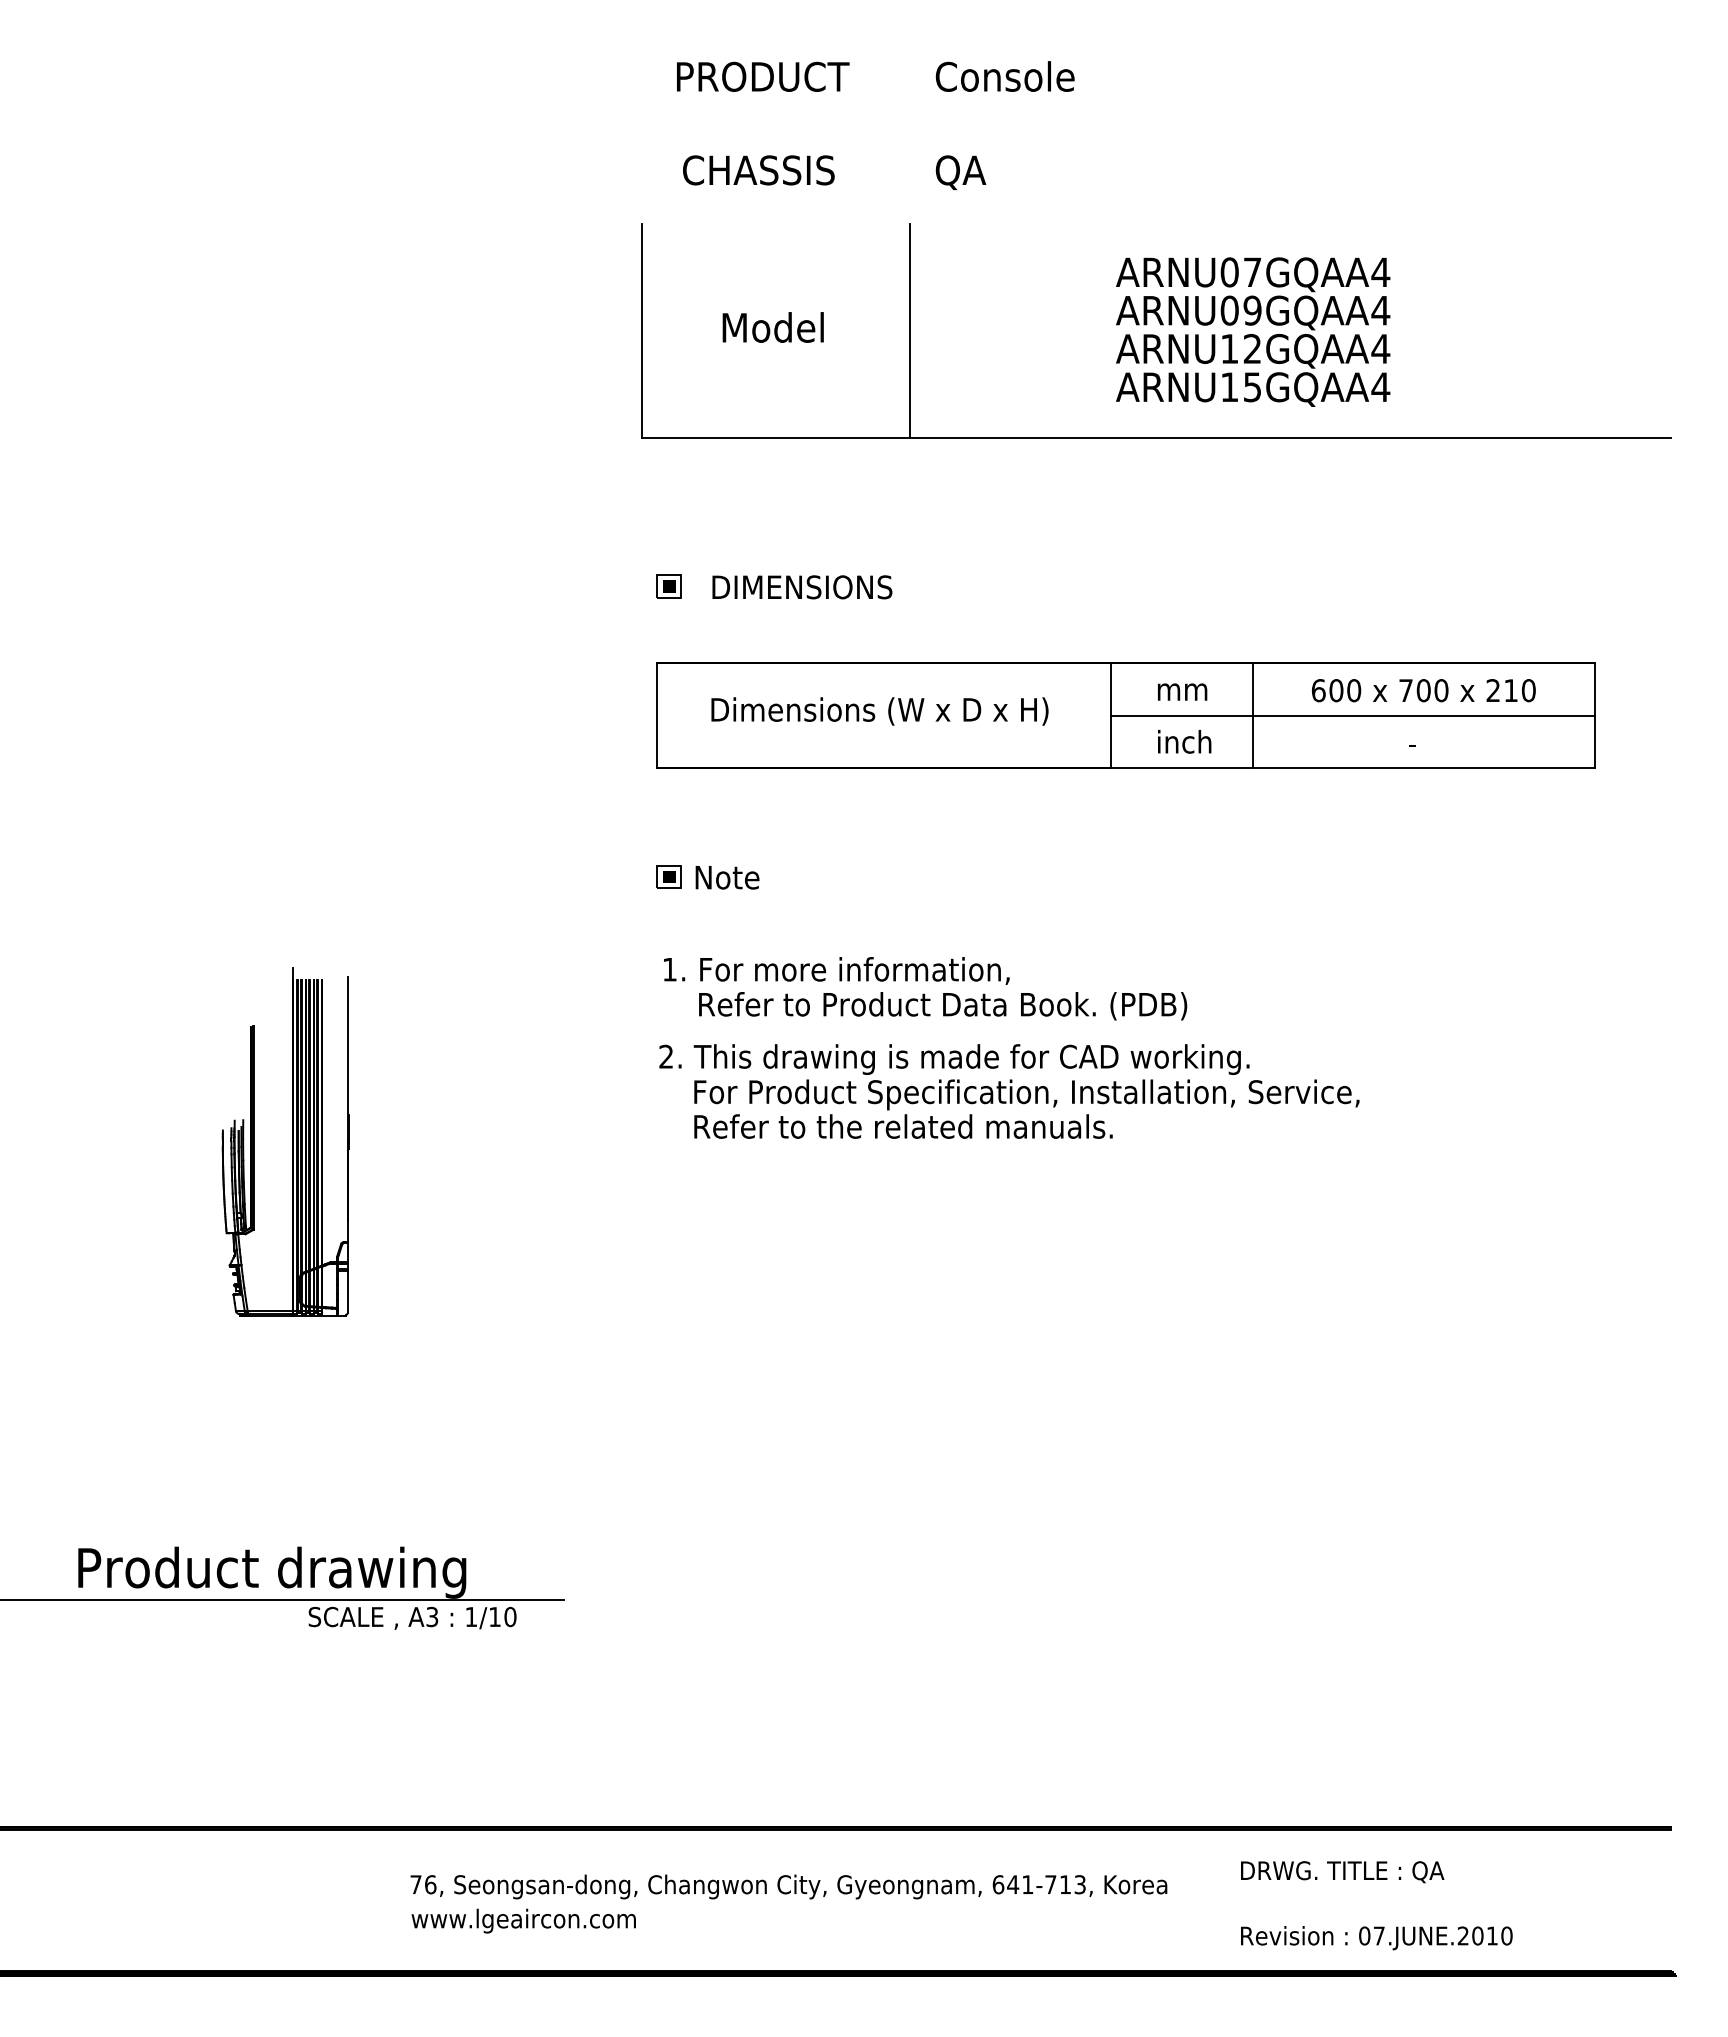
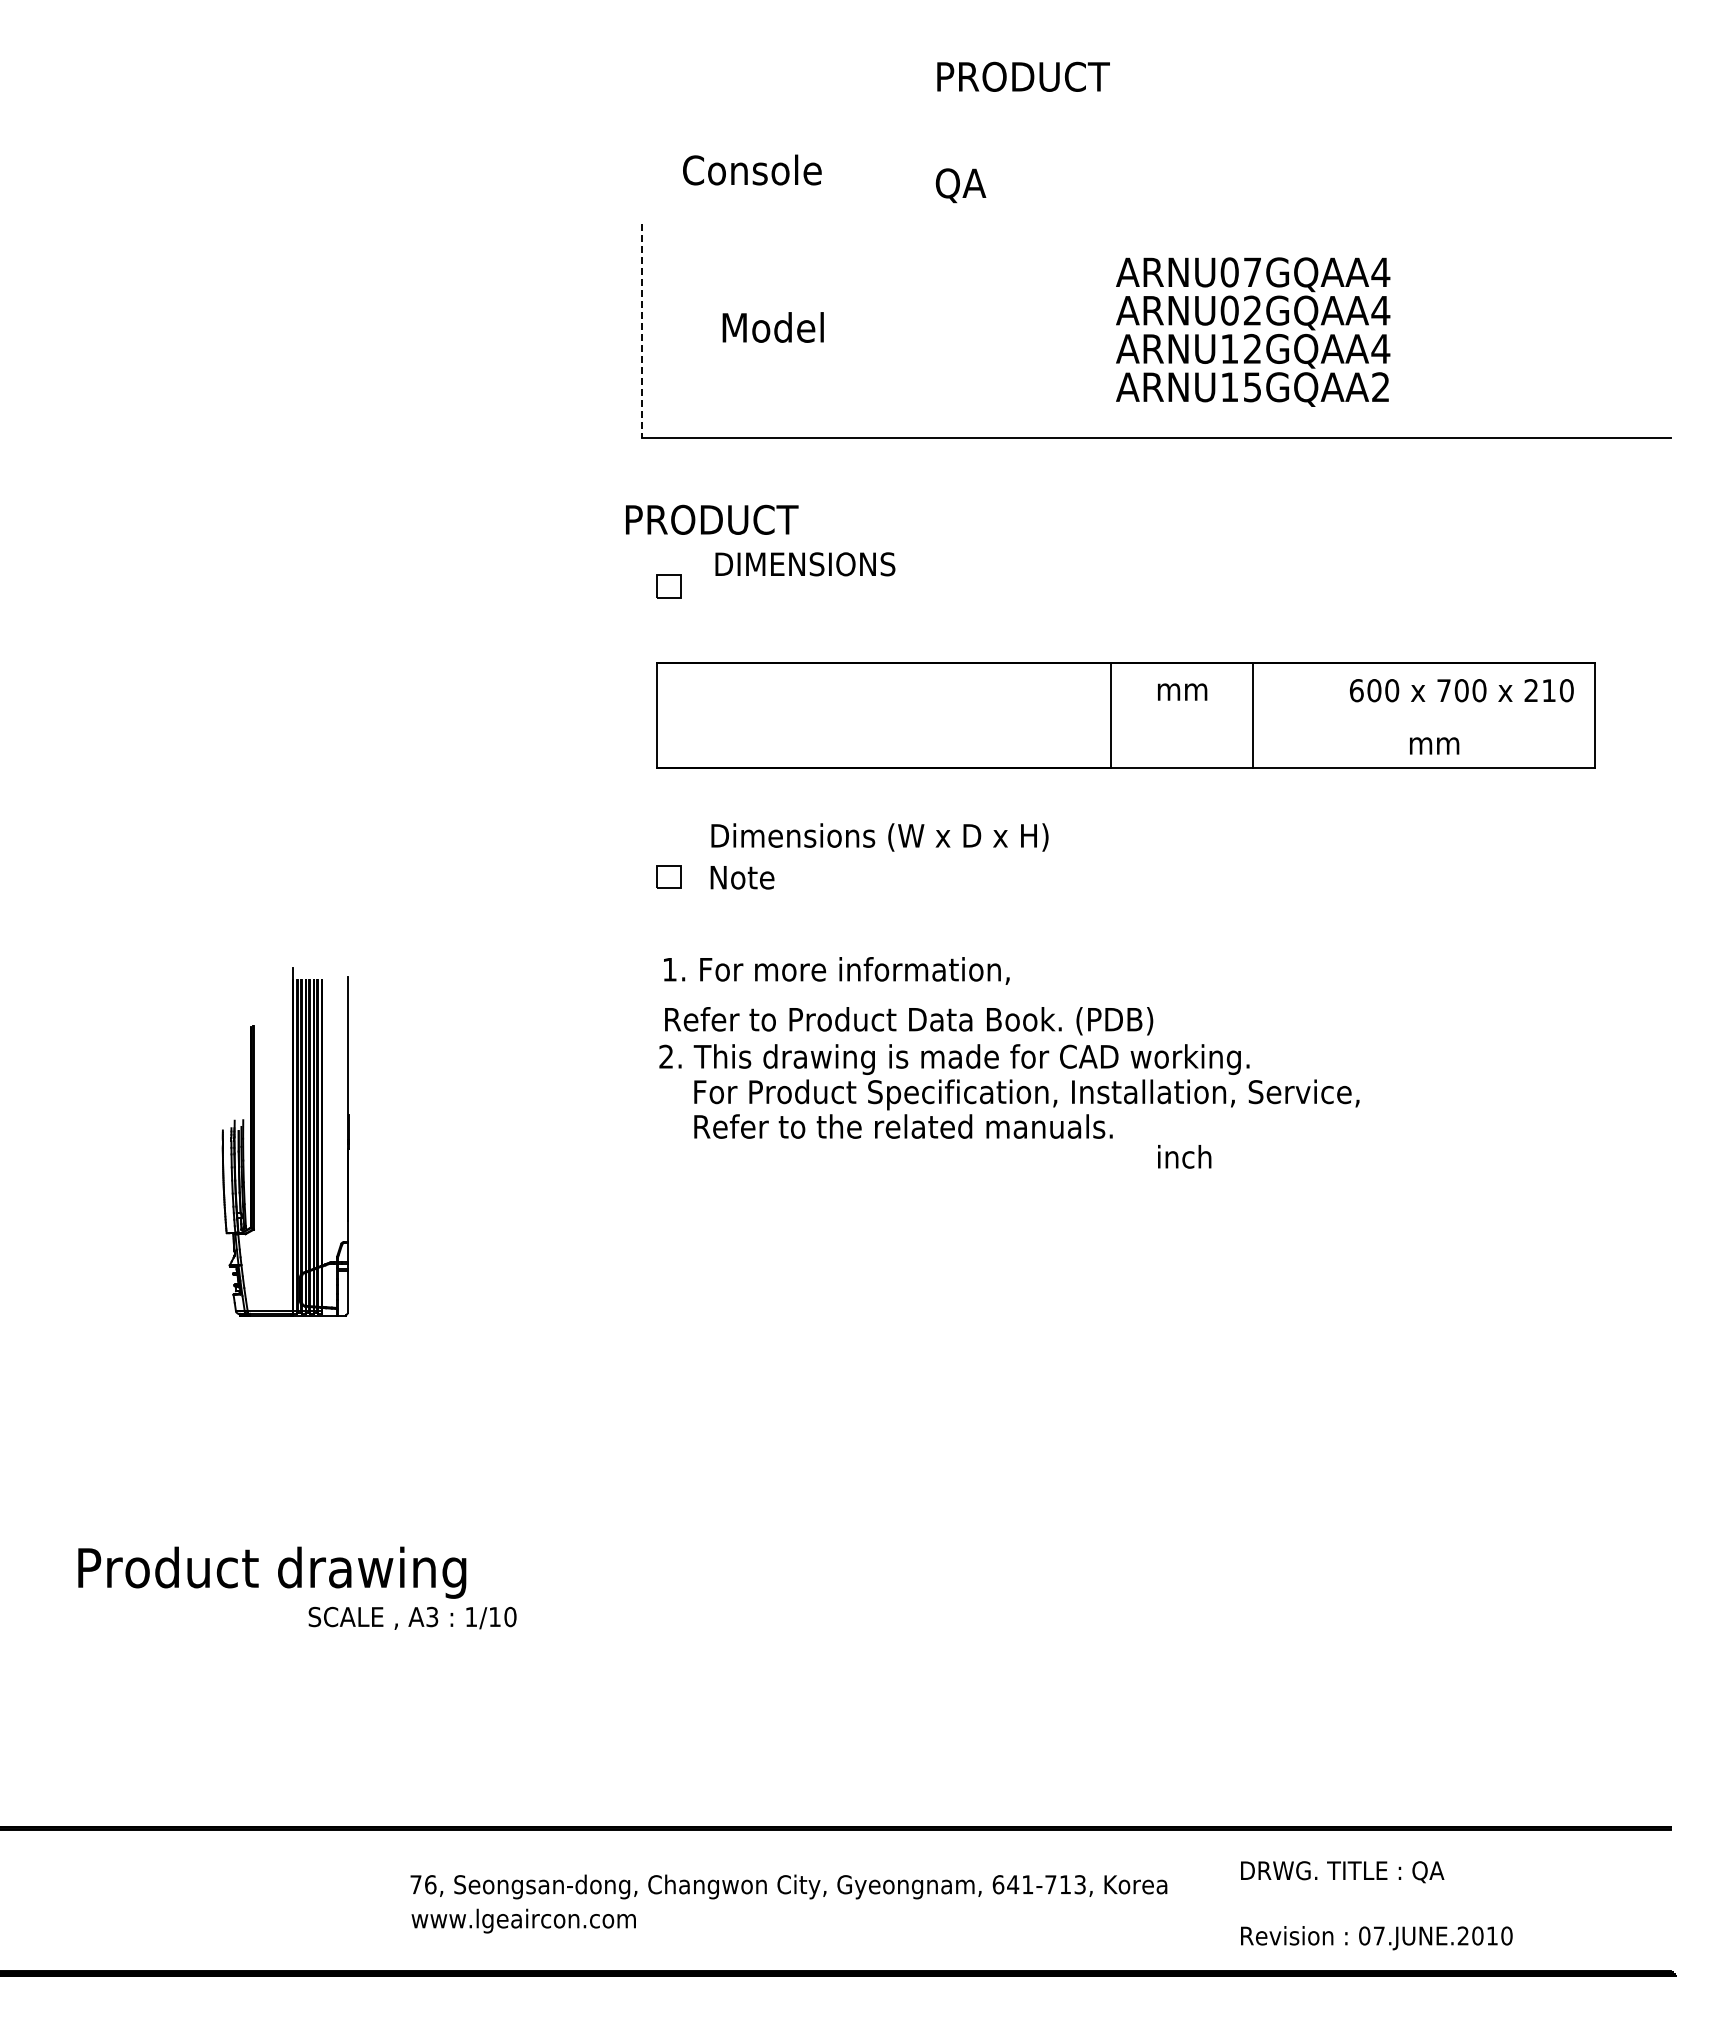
text position: (763, 76) -> (712, 519) (712, 519)
text: Console -> PRODUCT (1022, 76)
text: CHASSIS -> Console (771, 169)
text position: (960, 172) -> (960, 185) (960, 185)
text: ARNU09GQAA4 -> ARNU02GQAA4 (1252, 310)
line: solid -> dashed (642, 331)
line: present -> none (910, 331)
text: ARNU15GQAA4 -> ARNU15GQAA2 (1380, 386)
fill: present -> none (668, 586)
text position: (802, 587) -> (805, 564) (805, 564)
text position: (1423, 690) -> (1461, 690) (1461, 690)
text position: (879, 711) -> (879, 837) (879, 837)
line: present -> none (1353, 715)
text position: (1184, 741) -> (1184, 1156) (1184, 1156)
text: - -> mm (1434, 745)
fill: present -> none (668, 876)
text position: (727, 877) -> (742, 877) (742, 877)
text position: (943, 1006) -> (909, 1021) (909, 1021)
line: present -> none (283, 1600)
